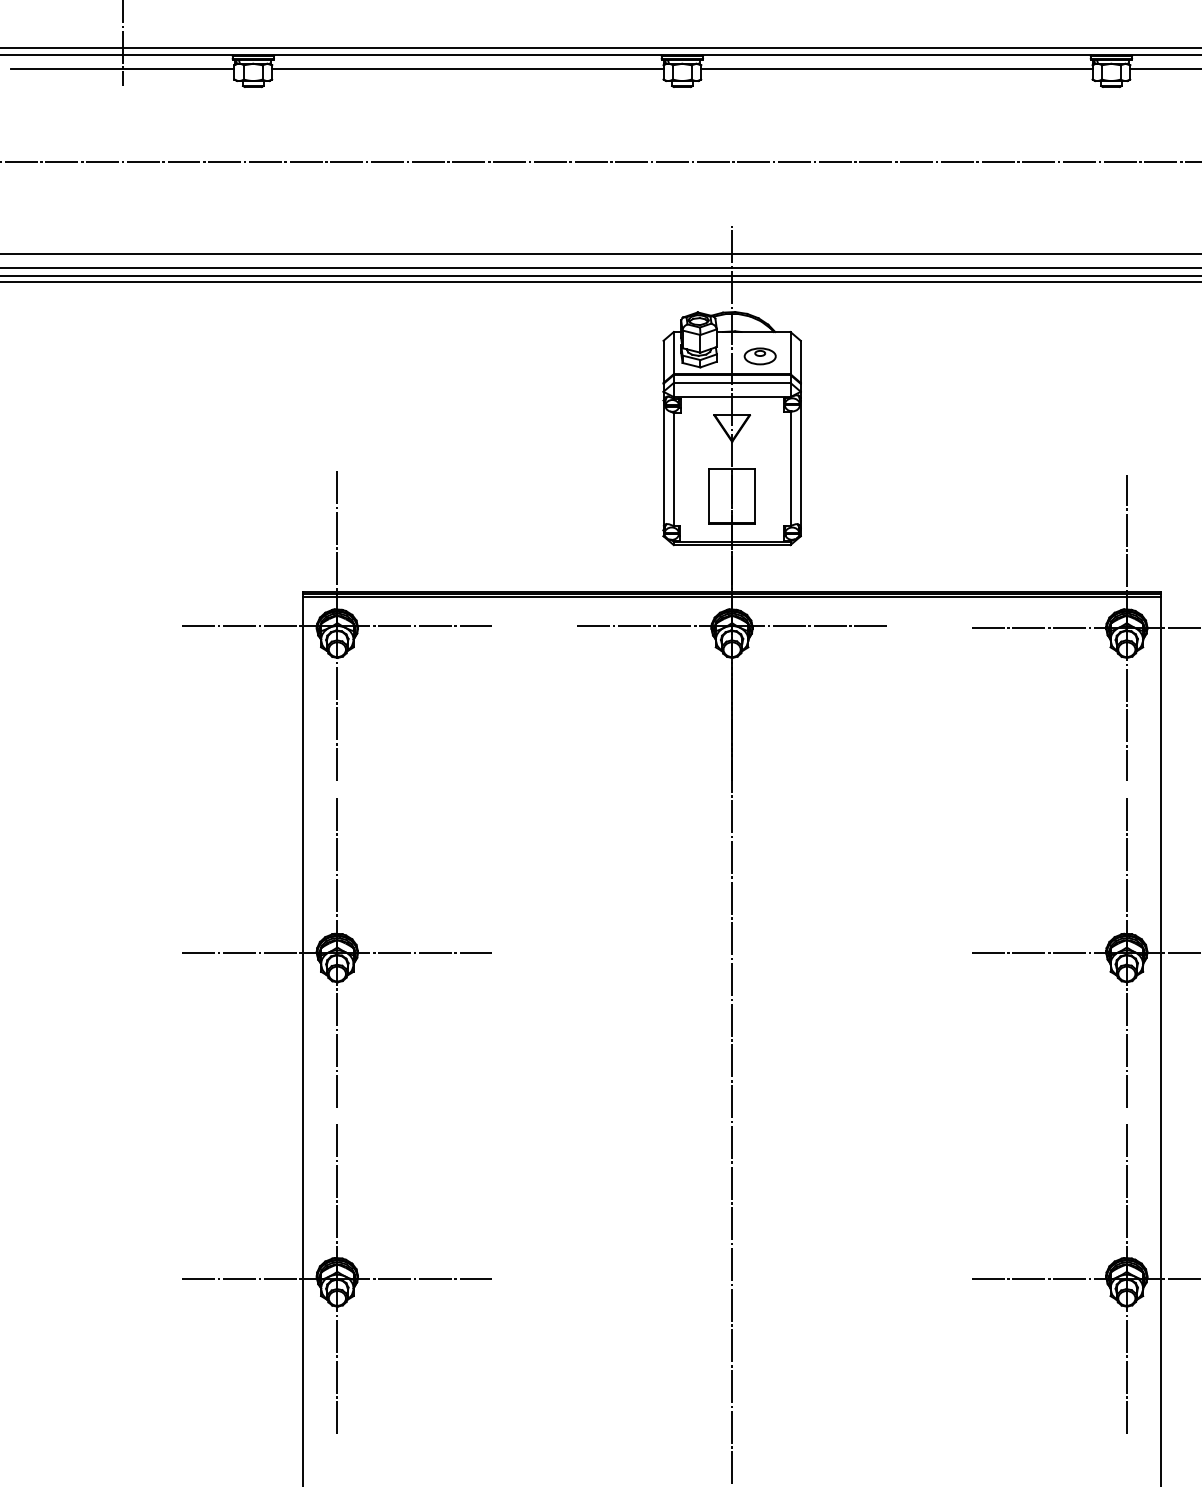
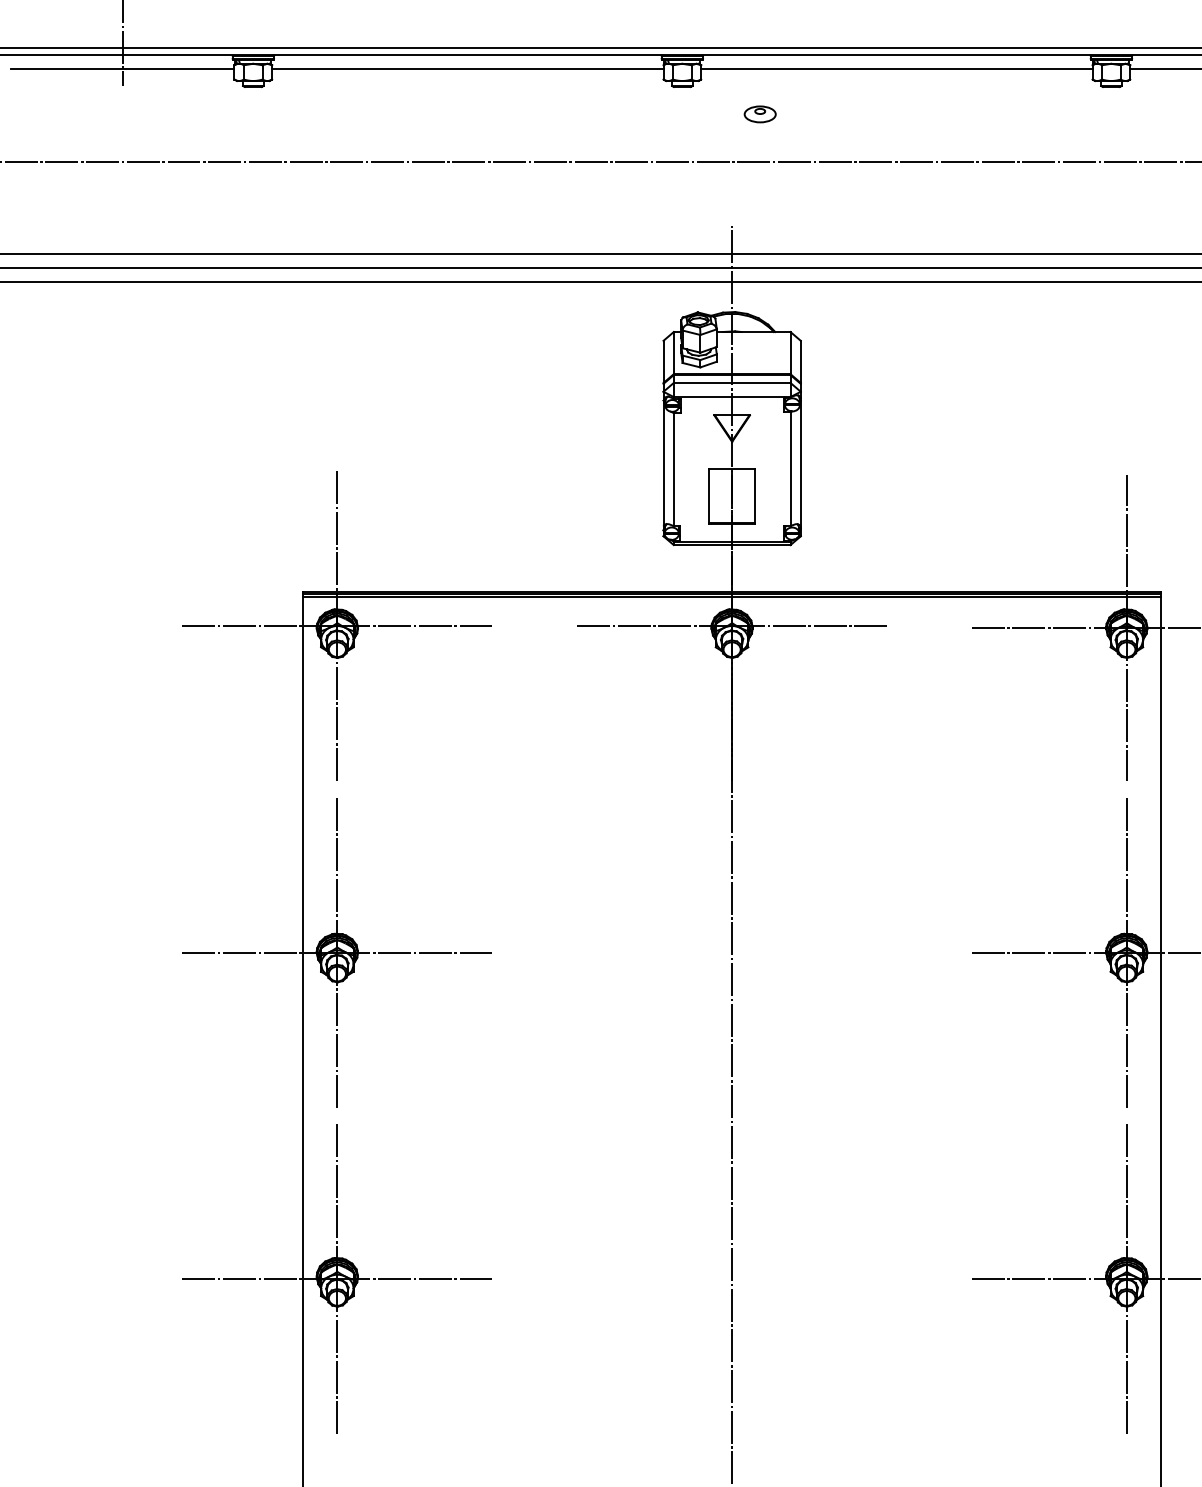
line: present -> none (600, 275)
part position: (759, 356) -> (759, 114) (759, 114)
